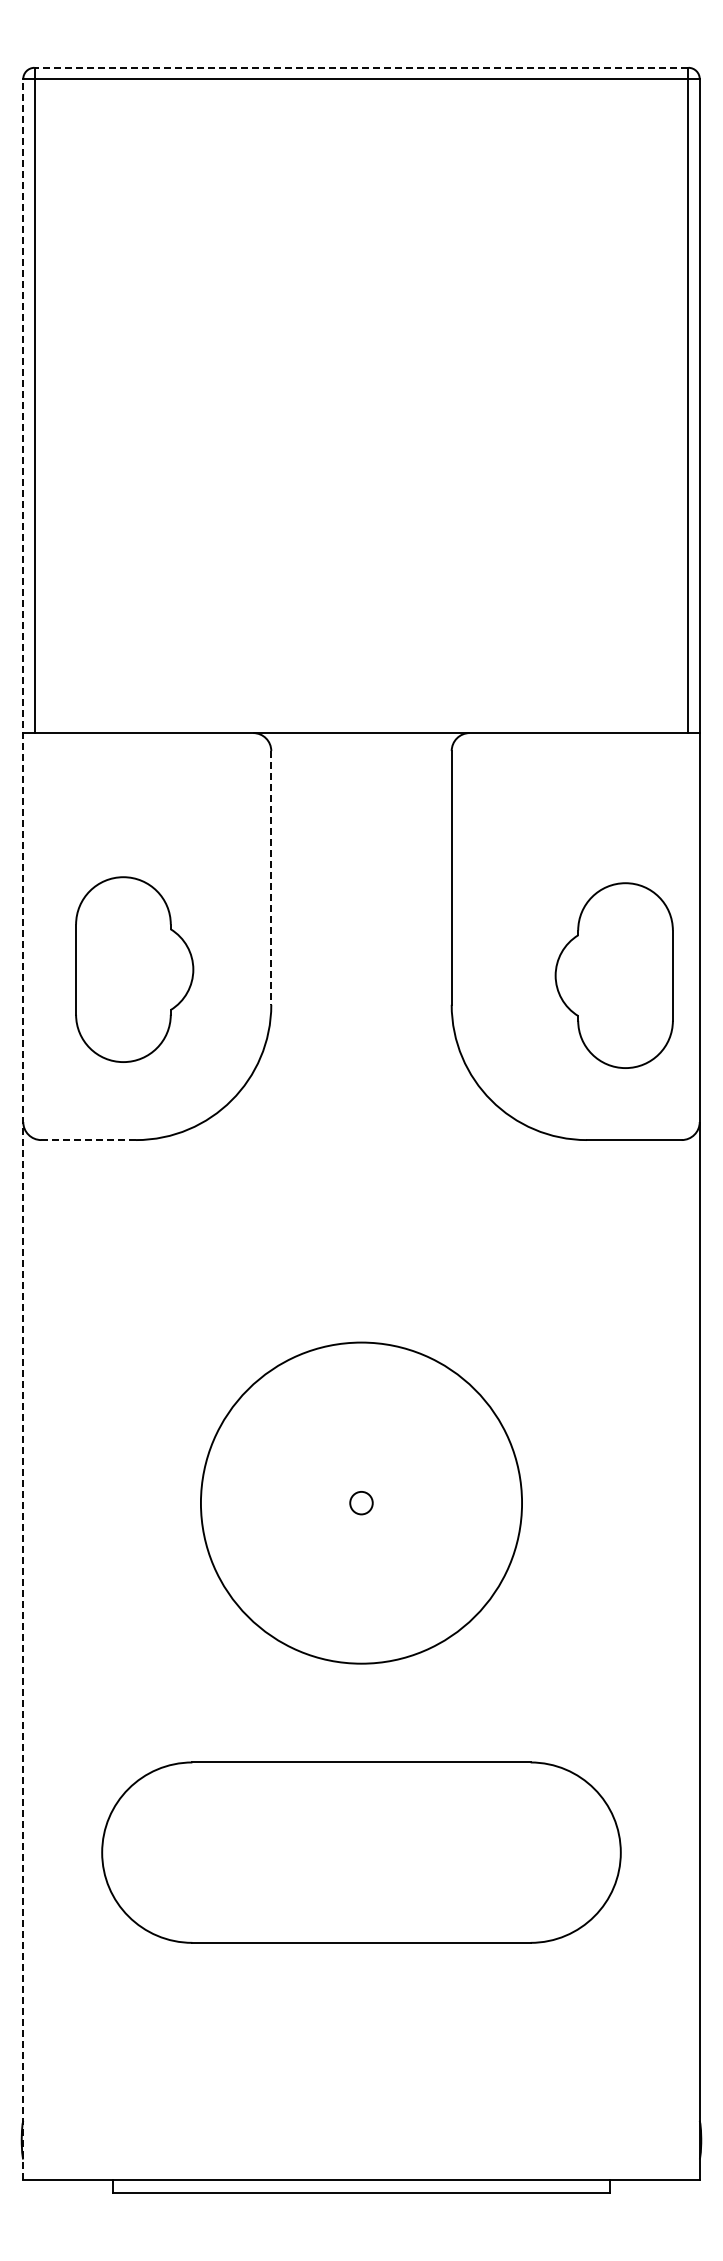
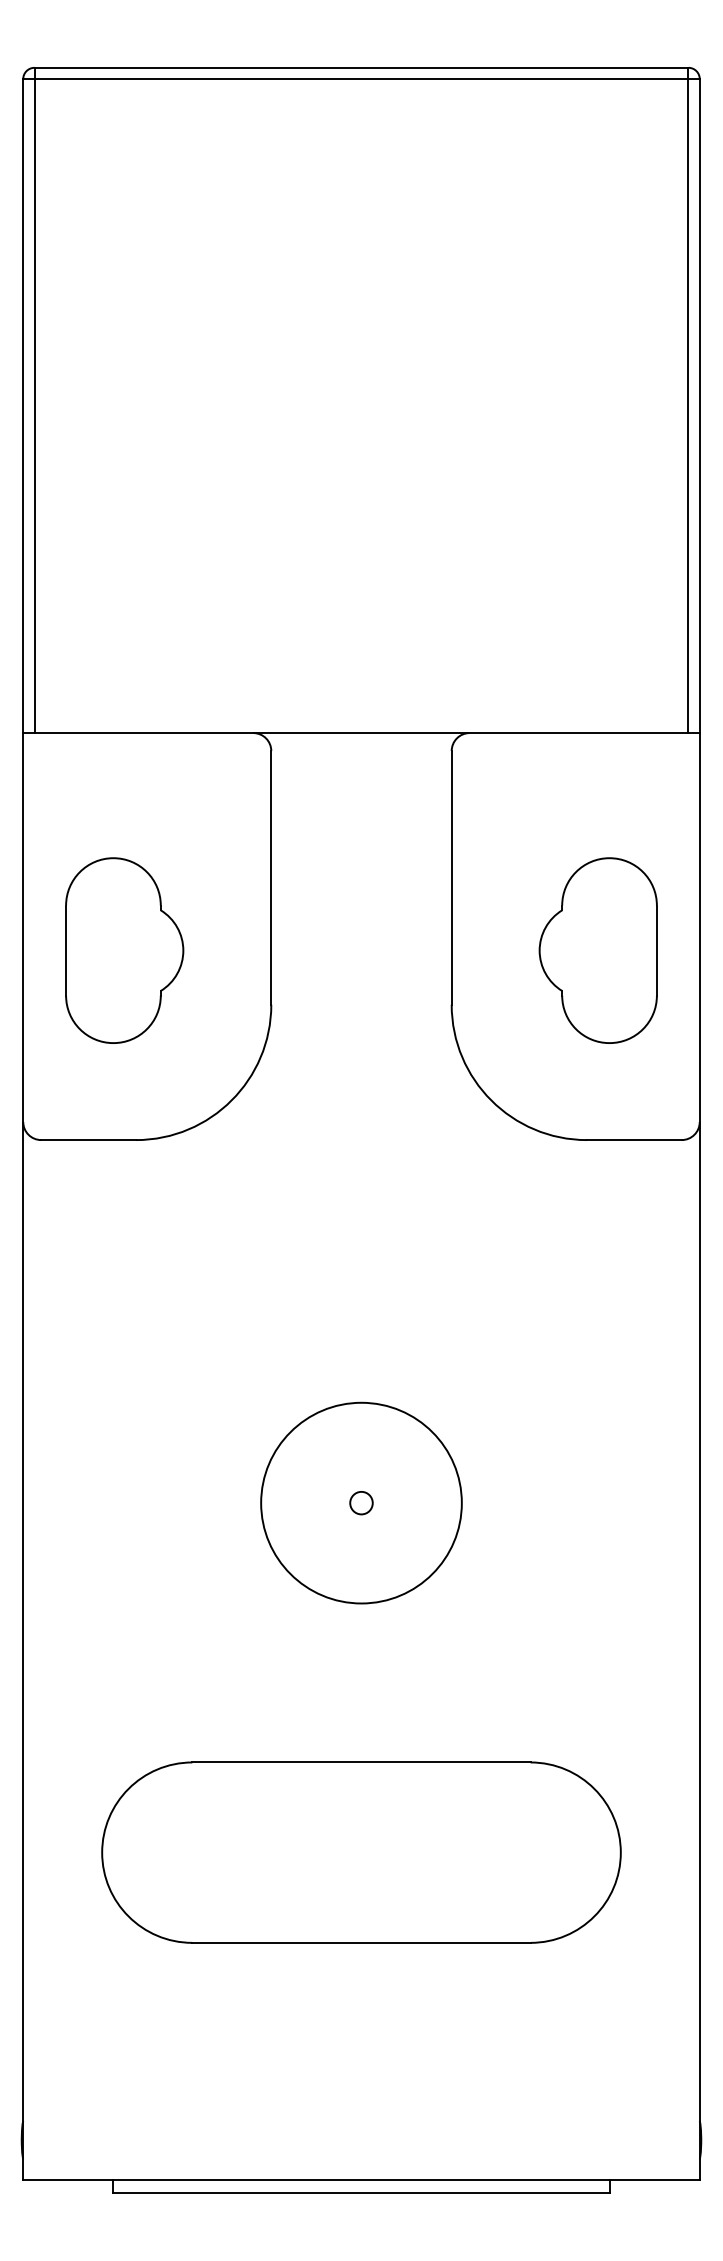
line: dashed -> solid (361, 67)
line: dashed -> solid (271, 877)
part position: (134, 969) -> (124, 950) (124, 950)
part position: (613, 975) -> (597, 950) (597, 950)
line: dashed -> solid (23, 1128)
line: dashed -> solid (88, 1140)
circle diameter: 321 px -> 201 px (361, 1502)
